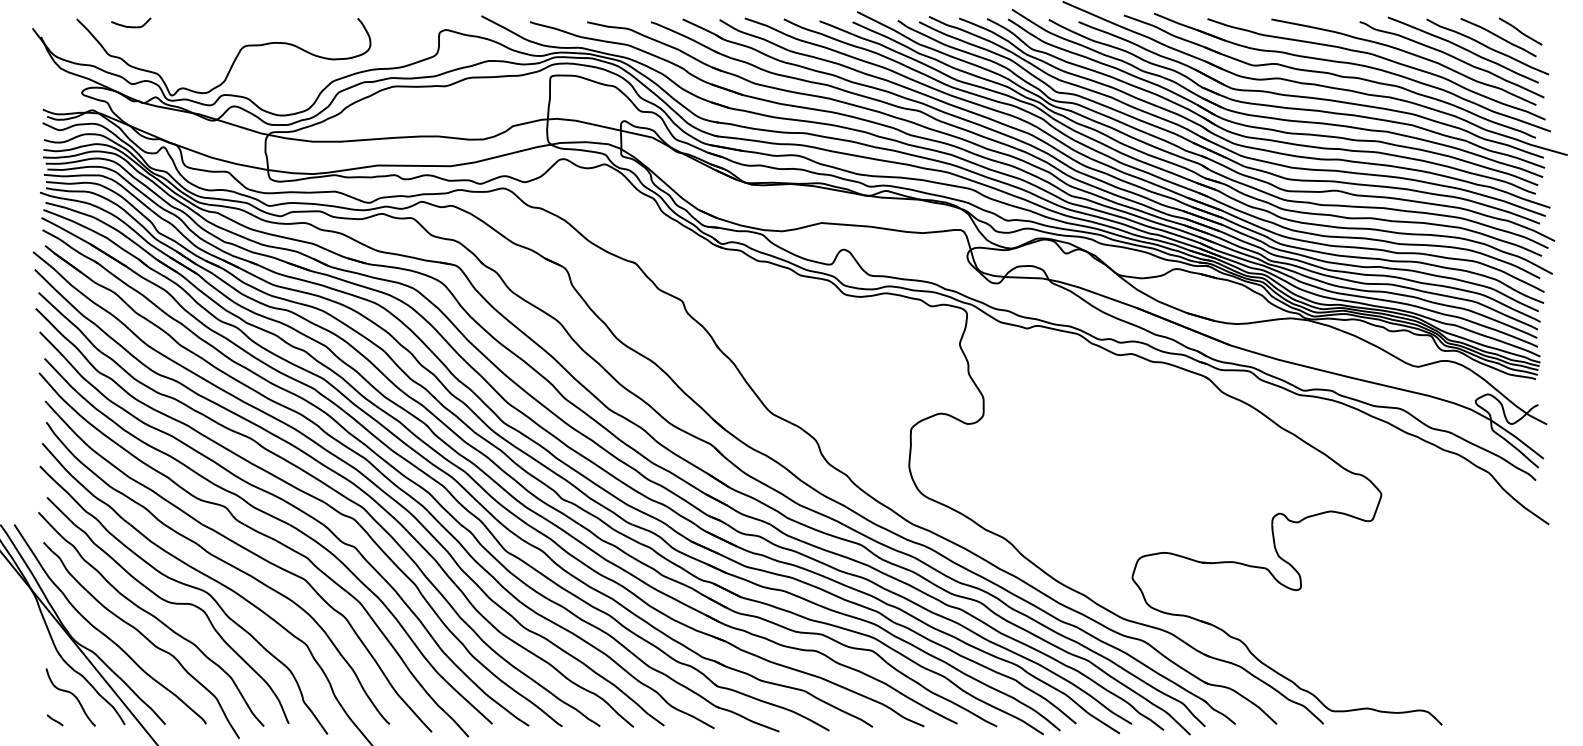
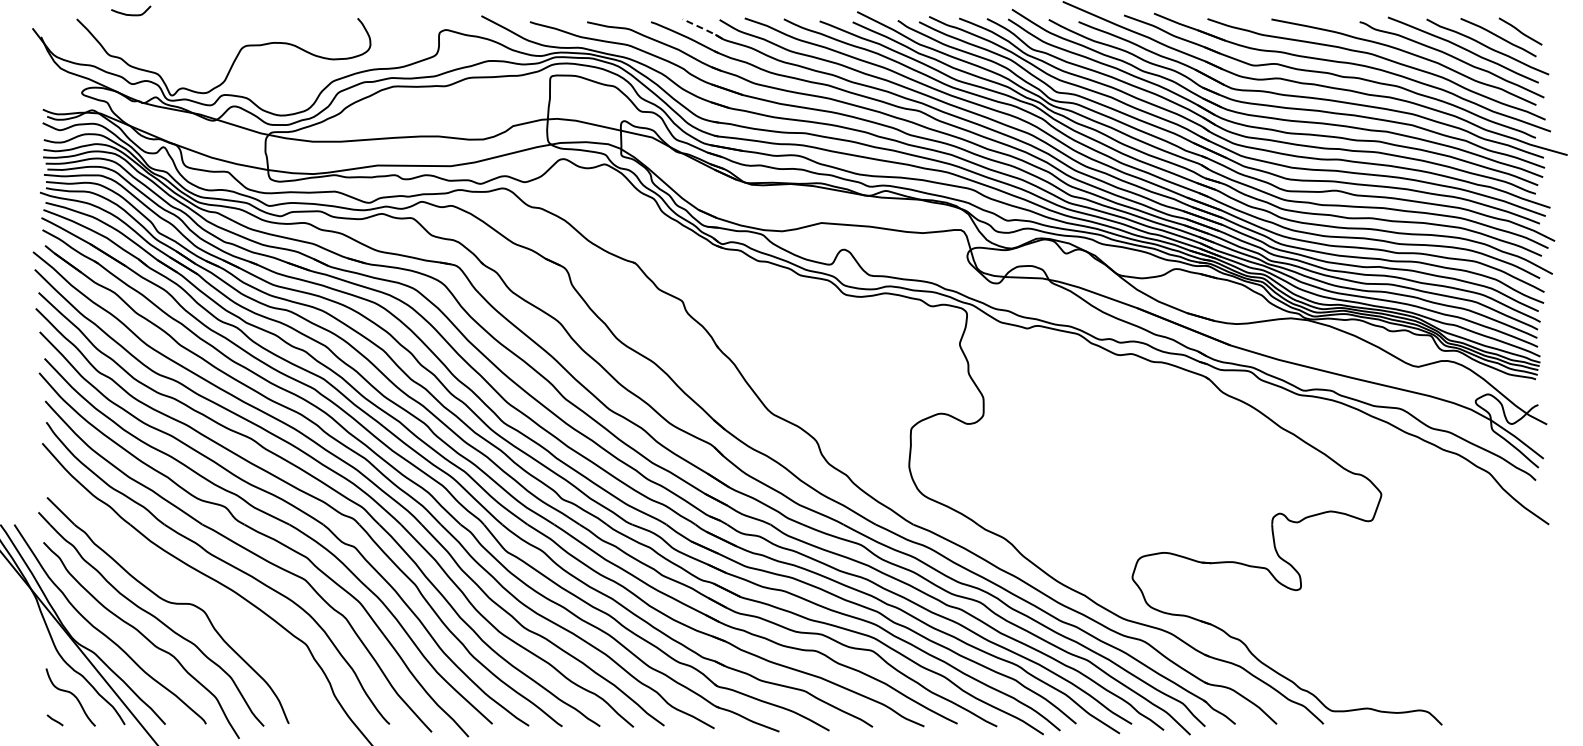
curve position: (131, 26) -> (131, 14) (131, 14)
line: solid -> dashed (704, 29)
part: present -> none (187, 586)
